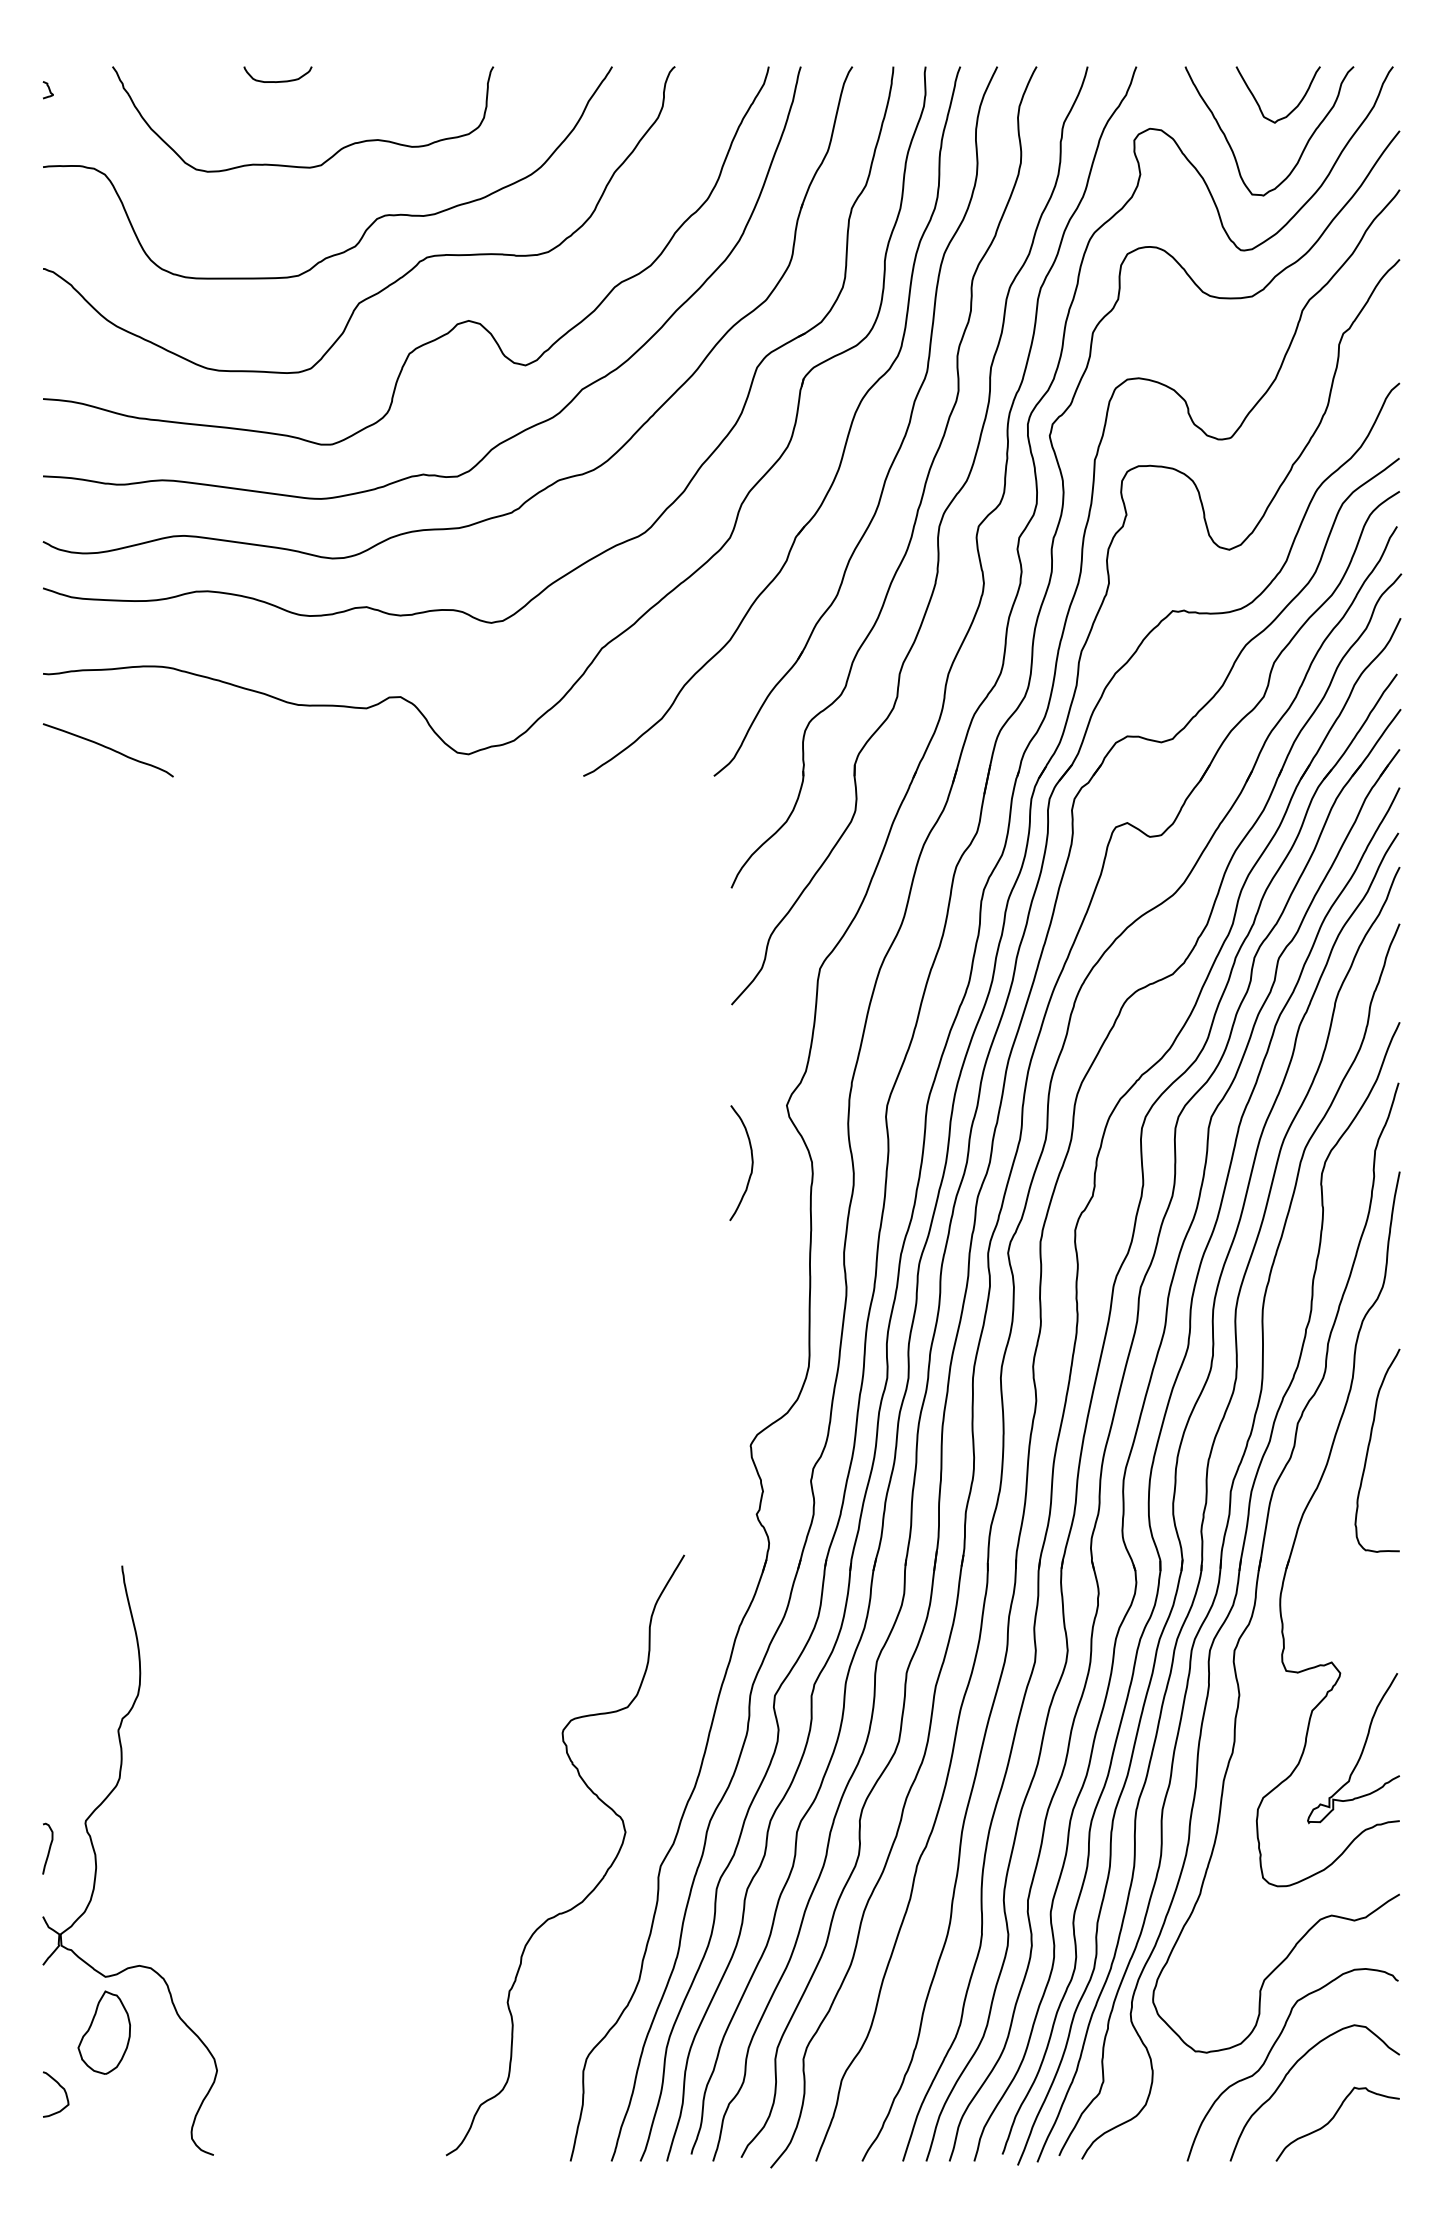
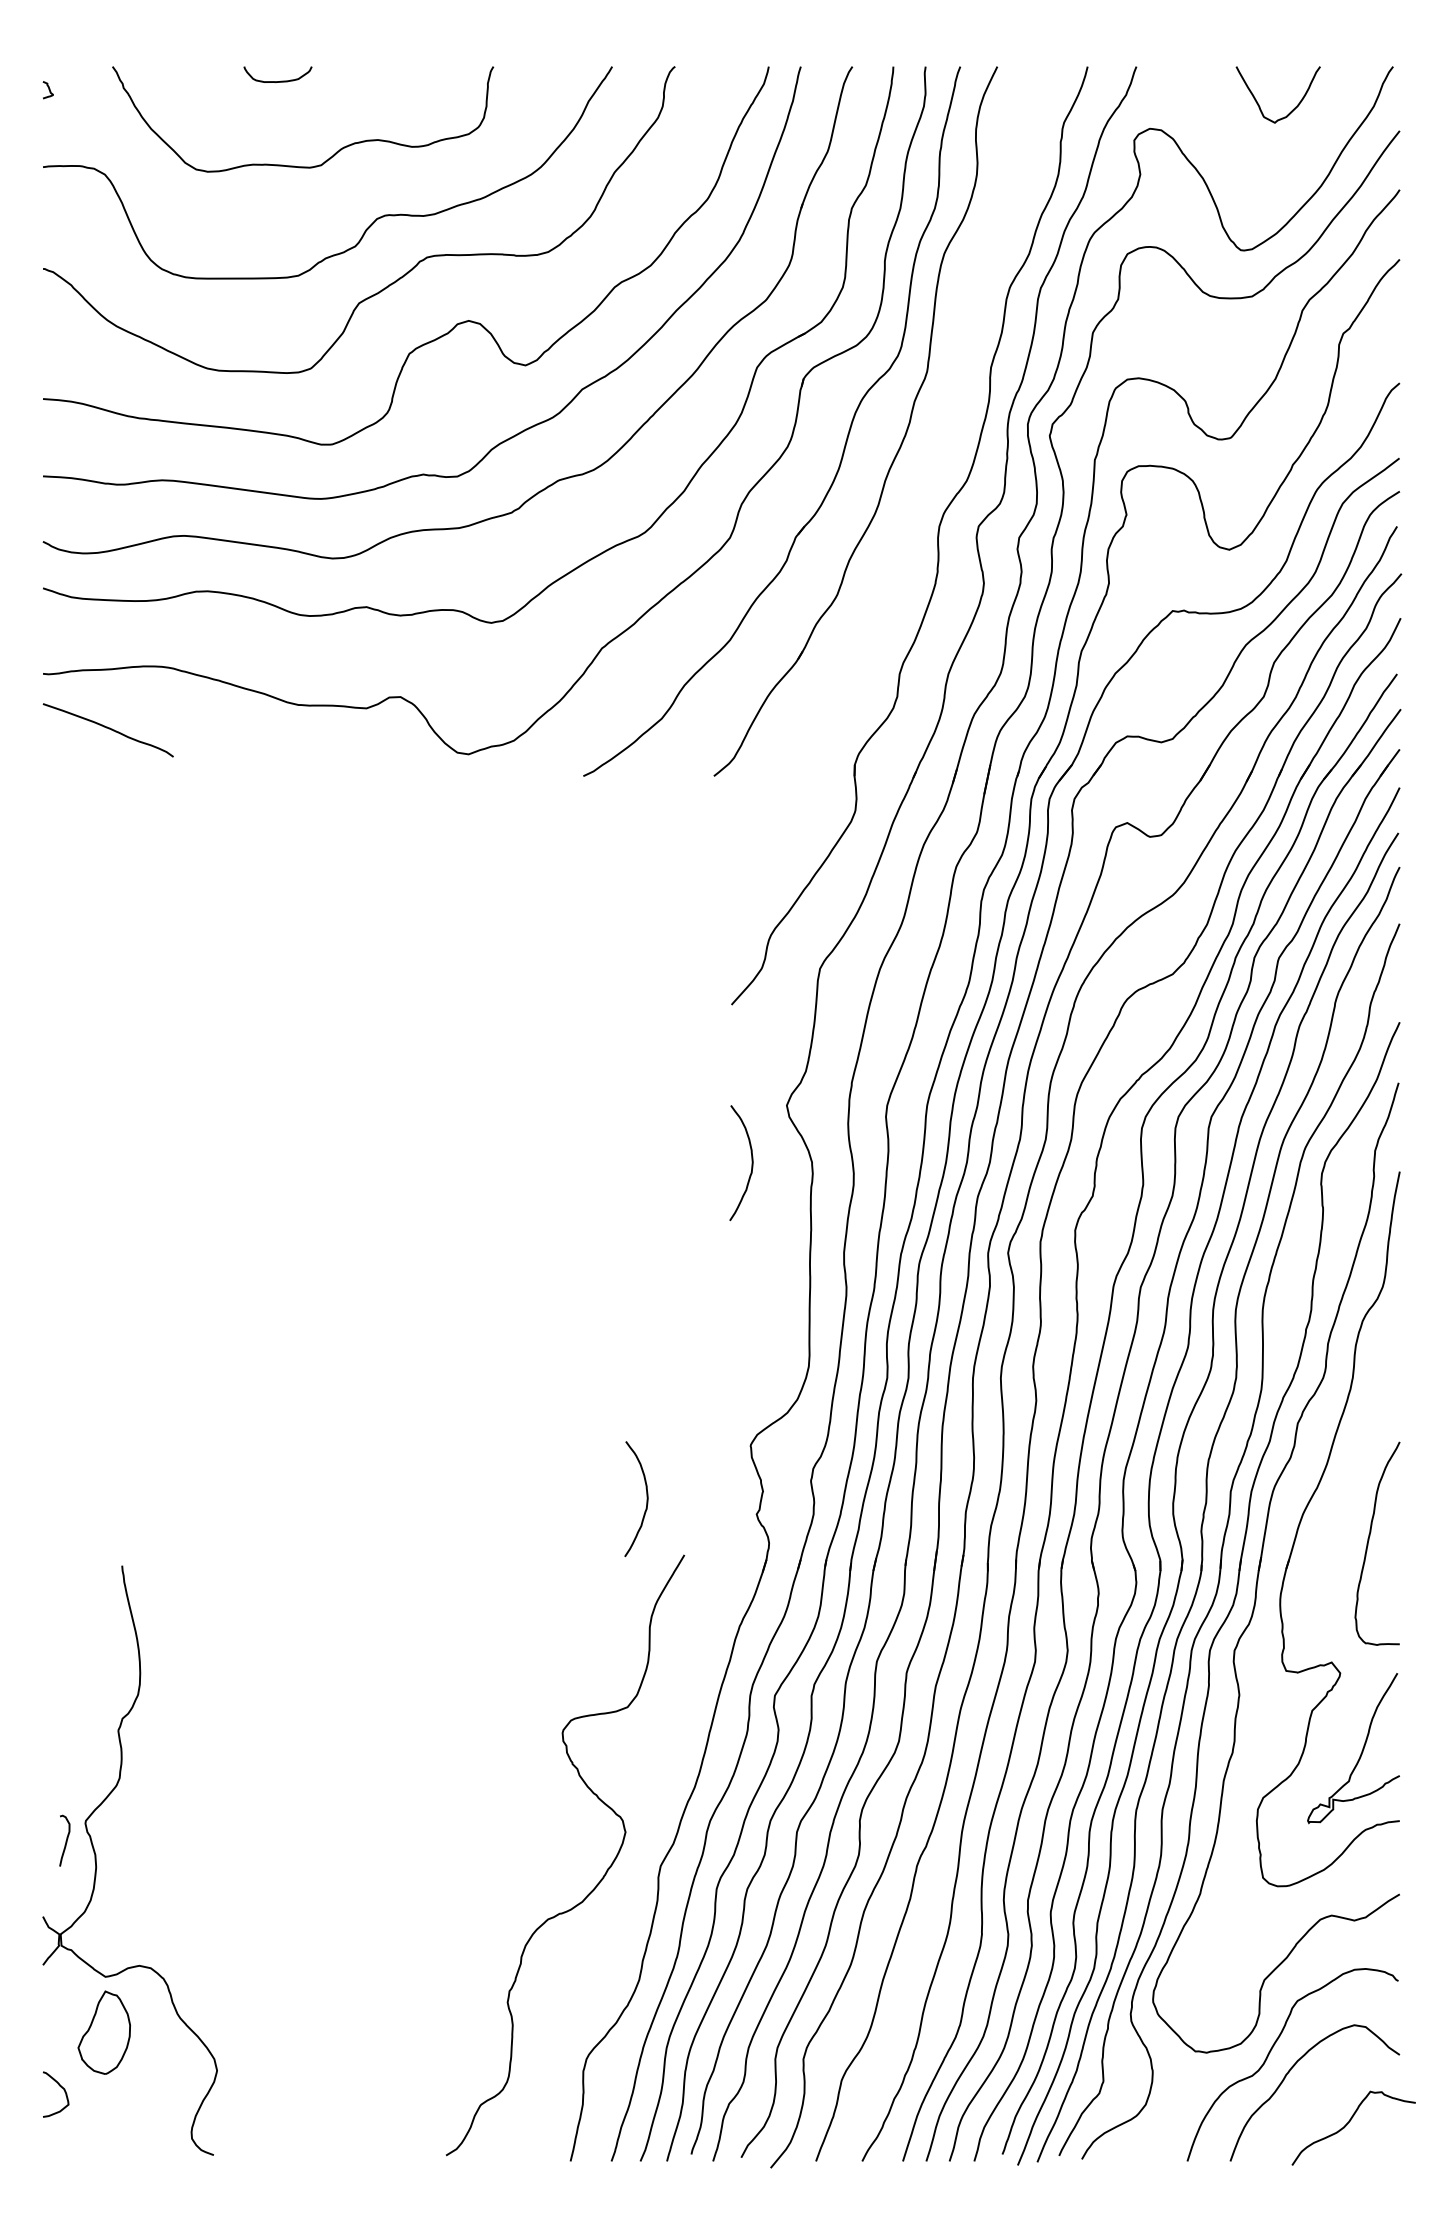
curve: present -> none (1303, 148)
part: present -> none (923, 487)
curve position: (108, 749) -> (108, 729) (108, 729)
curve position: (1369, 1447) -> (1369, 1540) (1369, 1540)
curve: none -> present (646, 1499)
curve position: (48, 1848) -> (65, 1840) (65, 1840)
curve position: (1331, 2121) -> (1347, 2125) (1347, 2125)
